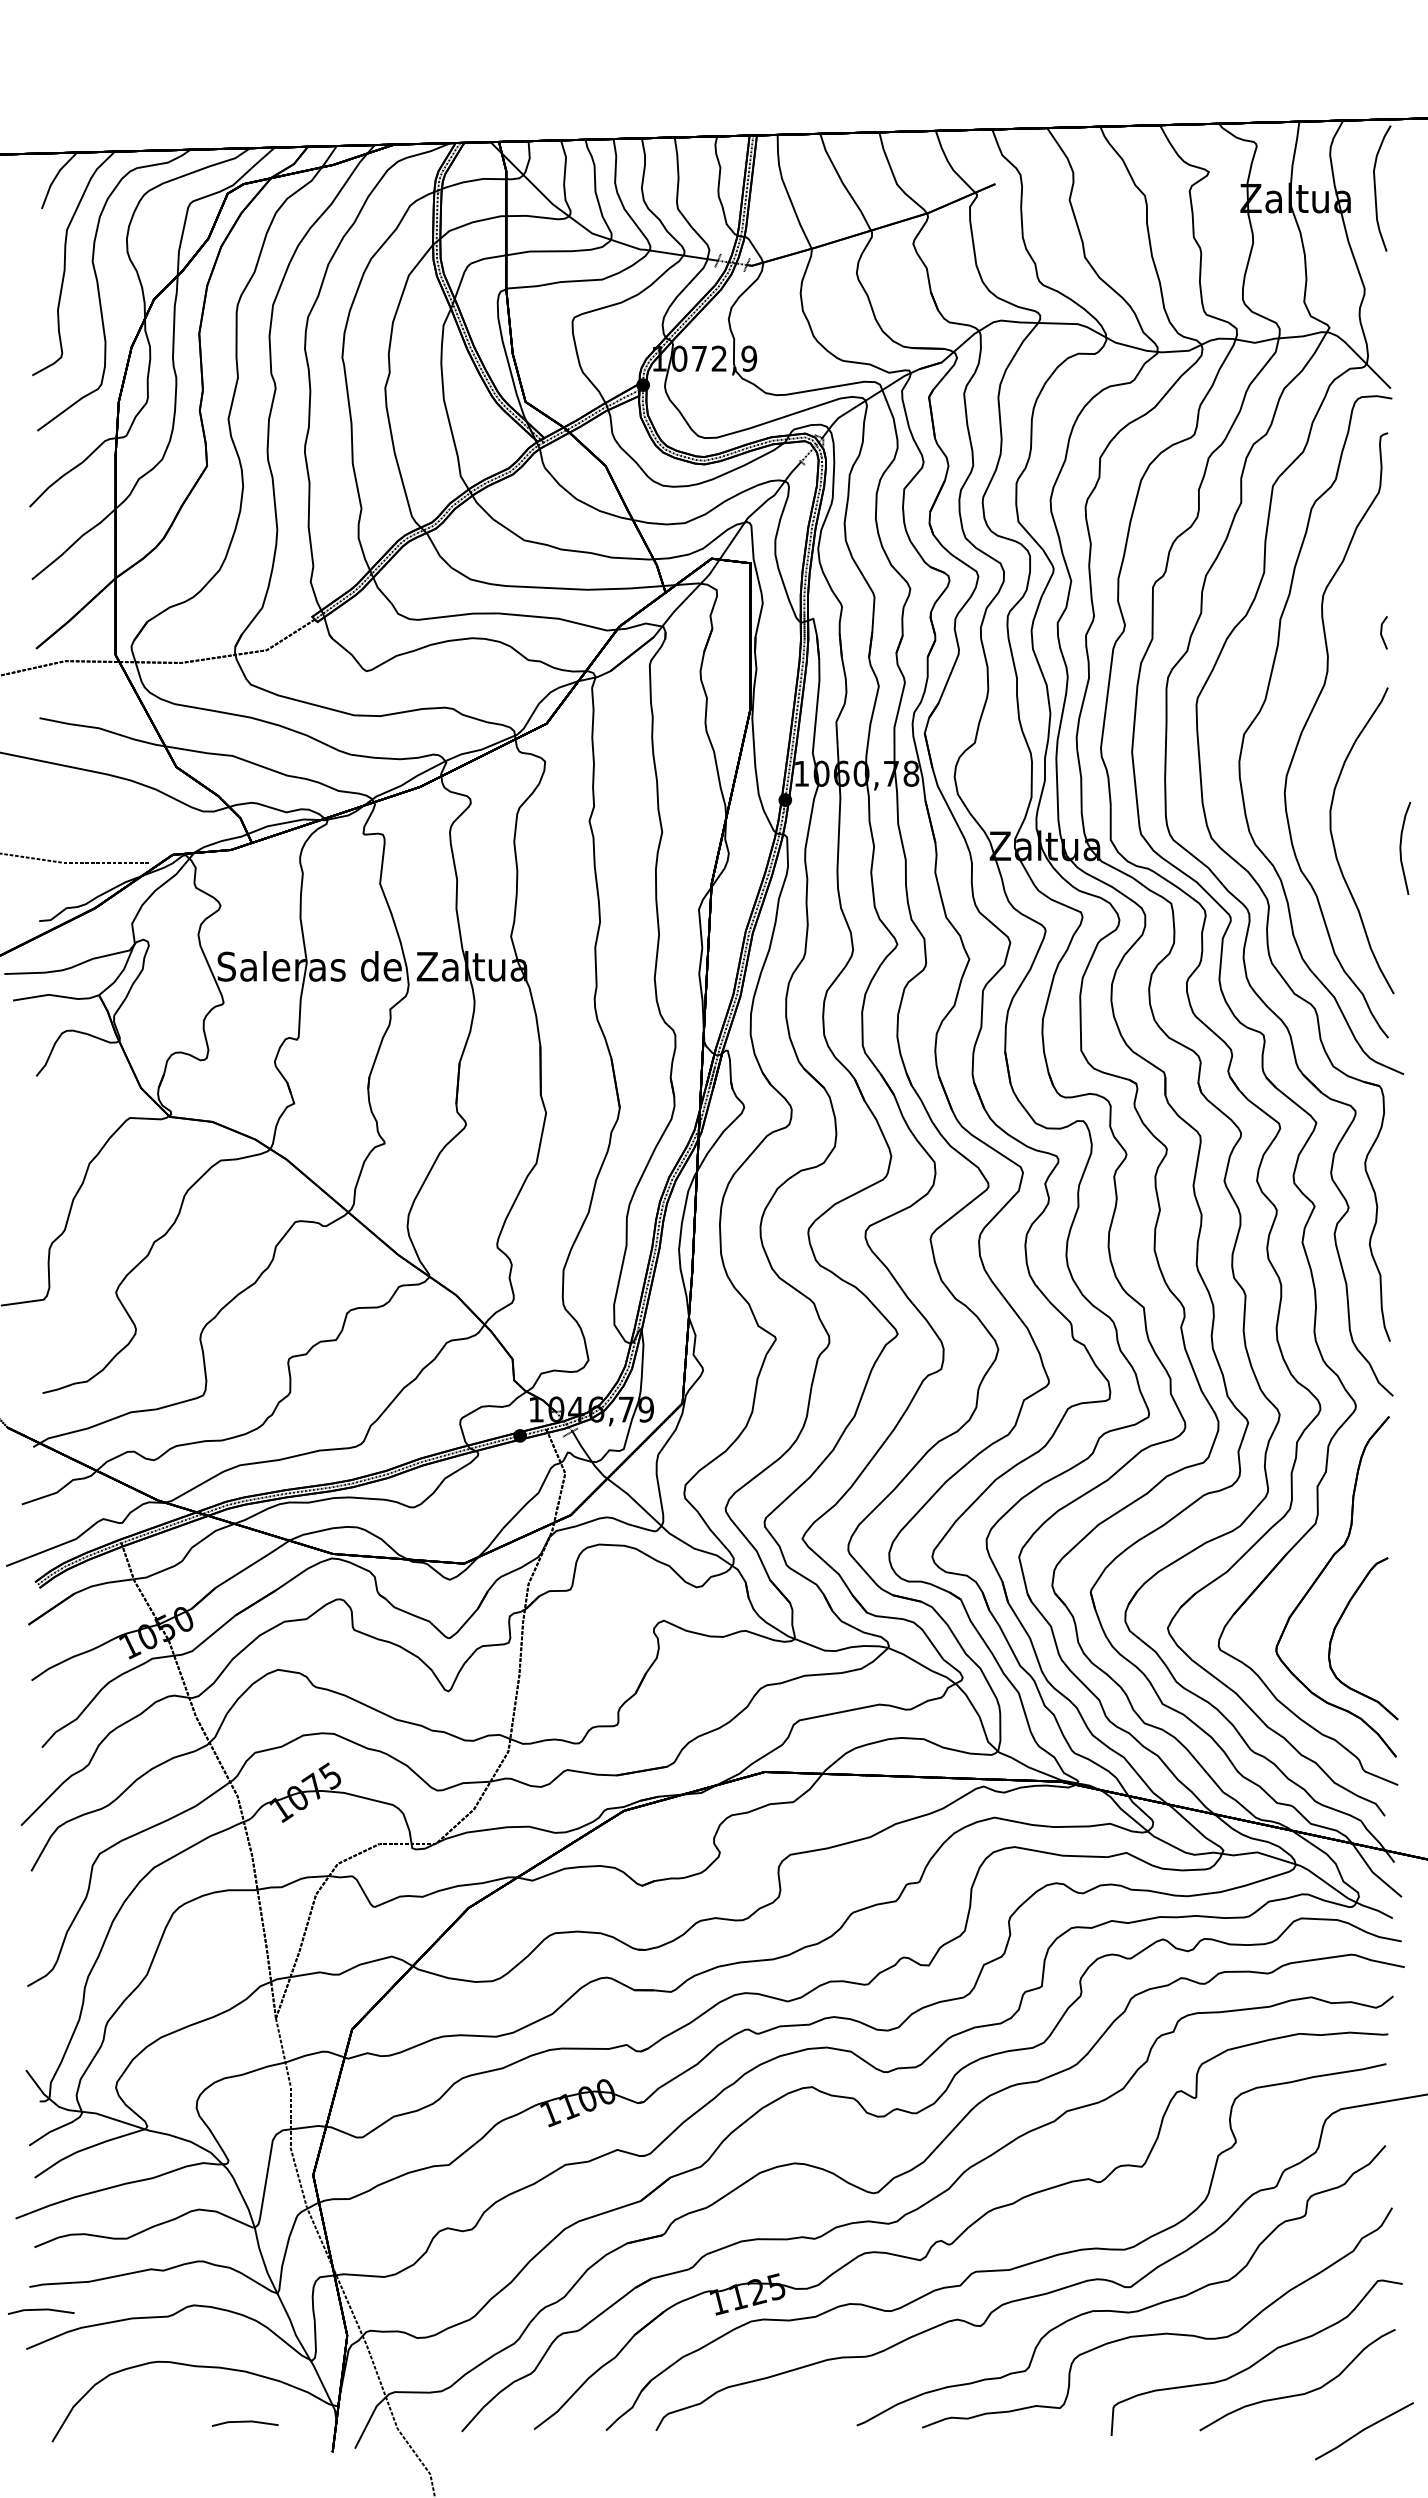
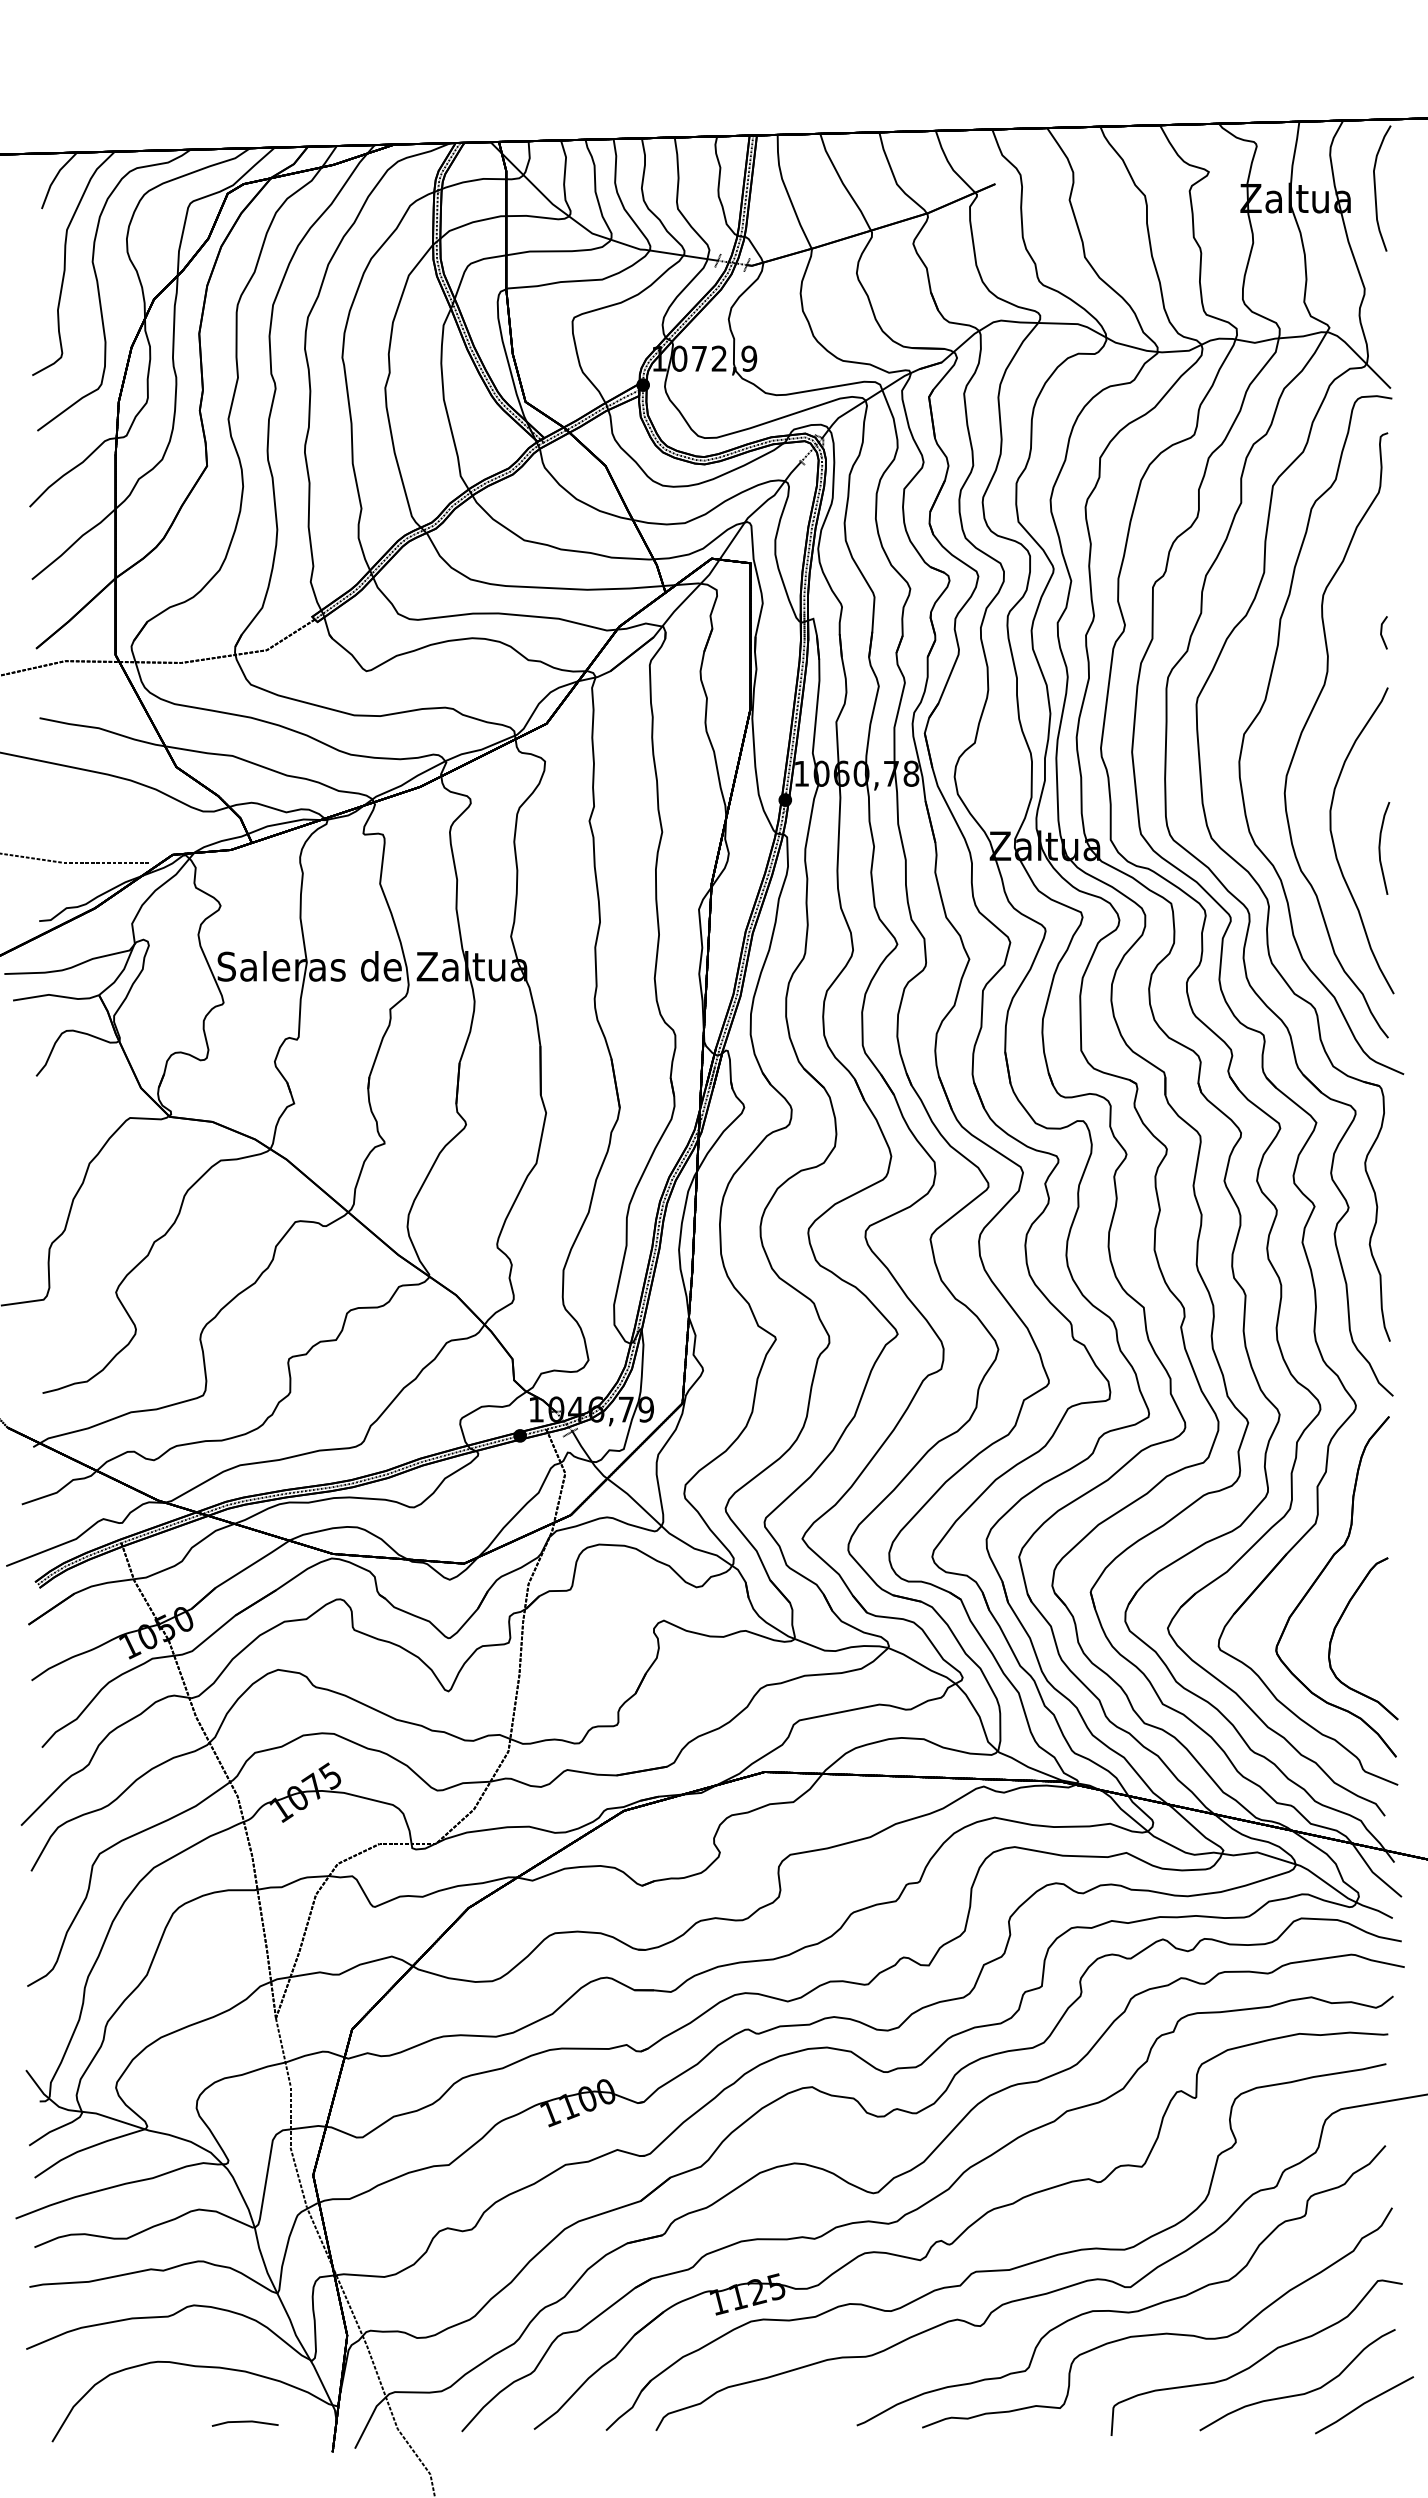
curve position: (1401, 848) -> (1380, 848) (1380, 848)
line: present -> none (40, 2310)
line position: (1364, 2430) -> (1364, 2404) (1364, 2404)
